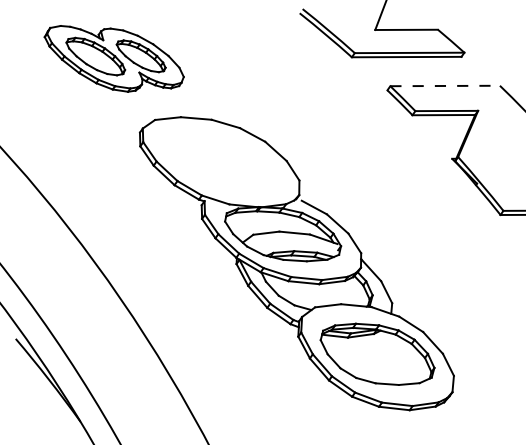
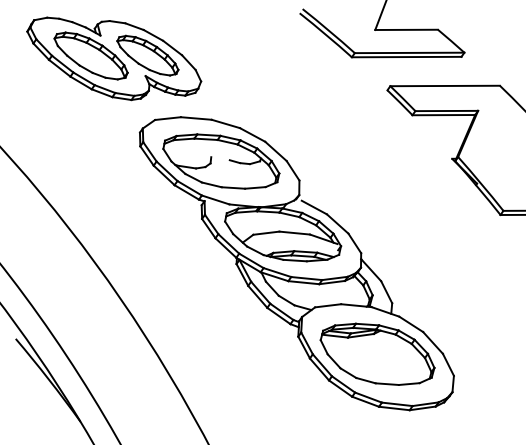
part size: 142x68 px -> 177x86 px (114, 58)
line: dashed -> solid (445, 85)
part: none -> present (221, 161)
